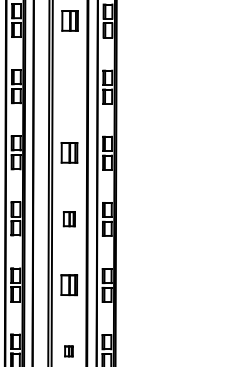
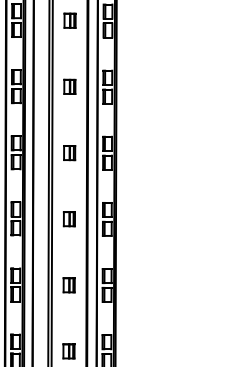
part size: 18x22 px -> 14x17 px (69, 20)
part: none -> present (69, 86)
part size: 19x22 px -> 14x17 px (69, 153)
part size: 19x23 px -> 14x17 px (68, 285)
part size: 10x13 px -> 14x17 px (68, 351)
